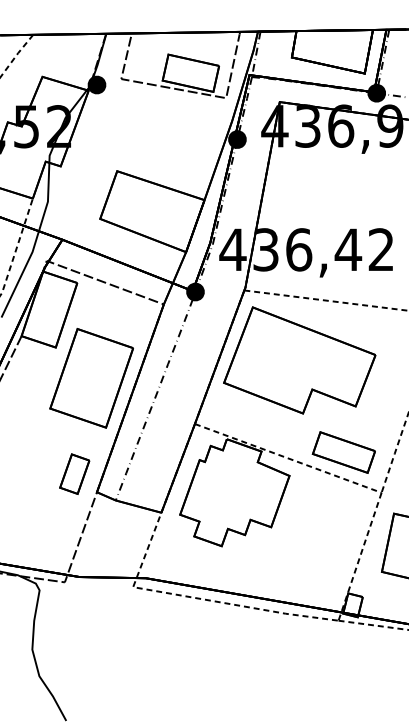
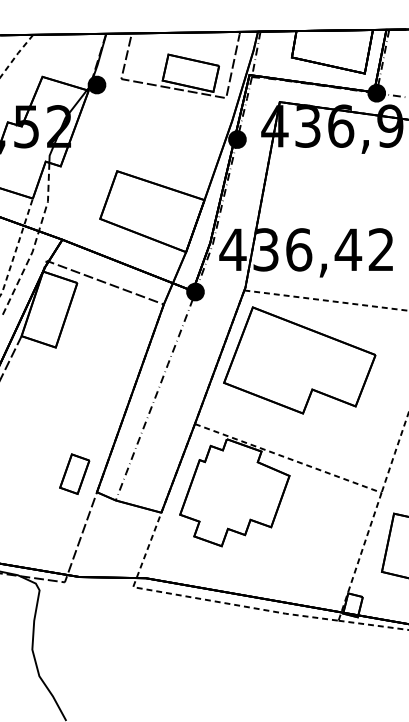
line: solid -> dashed (35, 243)
part: present -> none (91, 378)
part: present -> none (343, 452)
